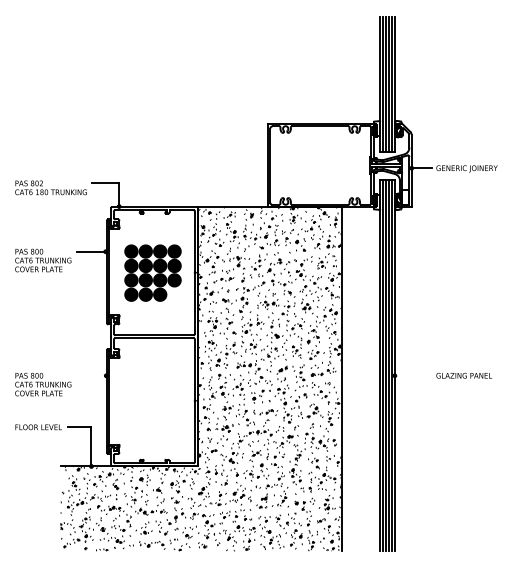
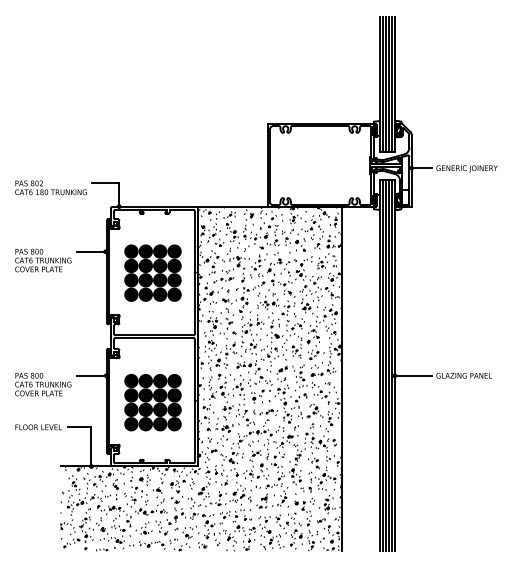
fill: none -> present (174, 294)
line: none -> present (91, 375)
line: none -> present (413, 375)
part: none -> present (152, 402)
